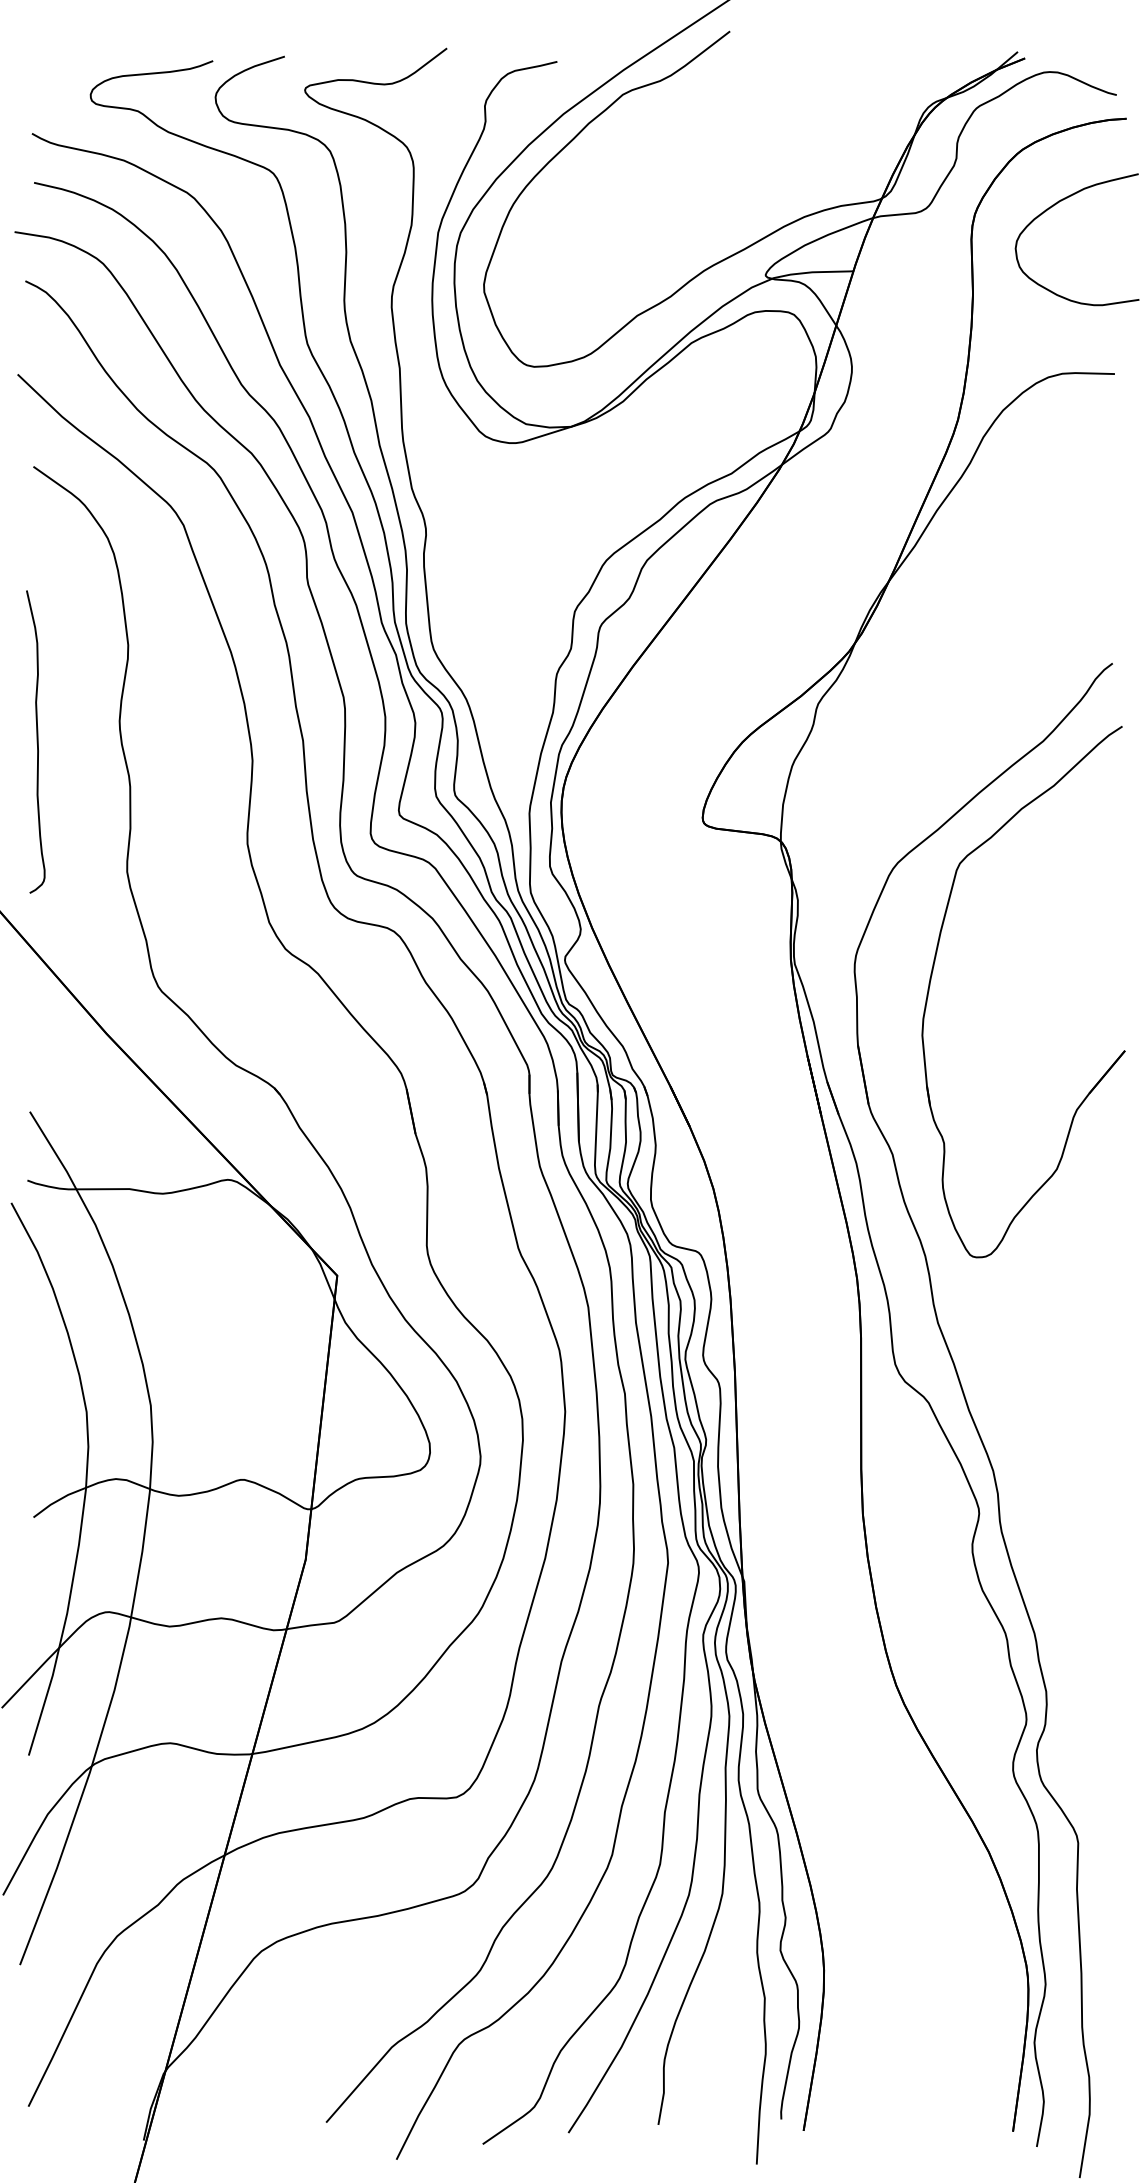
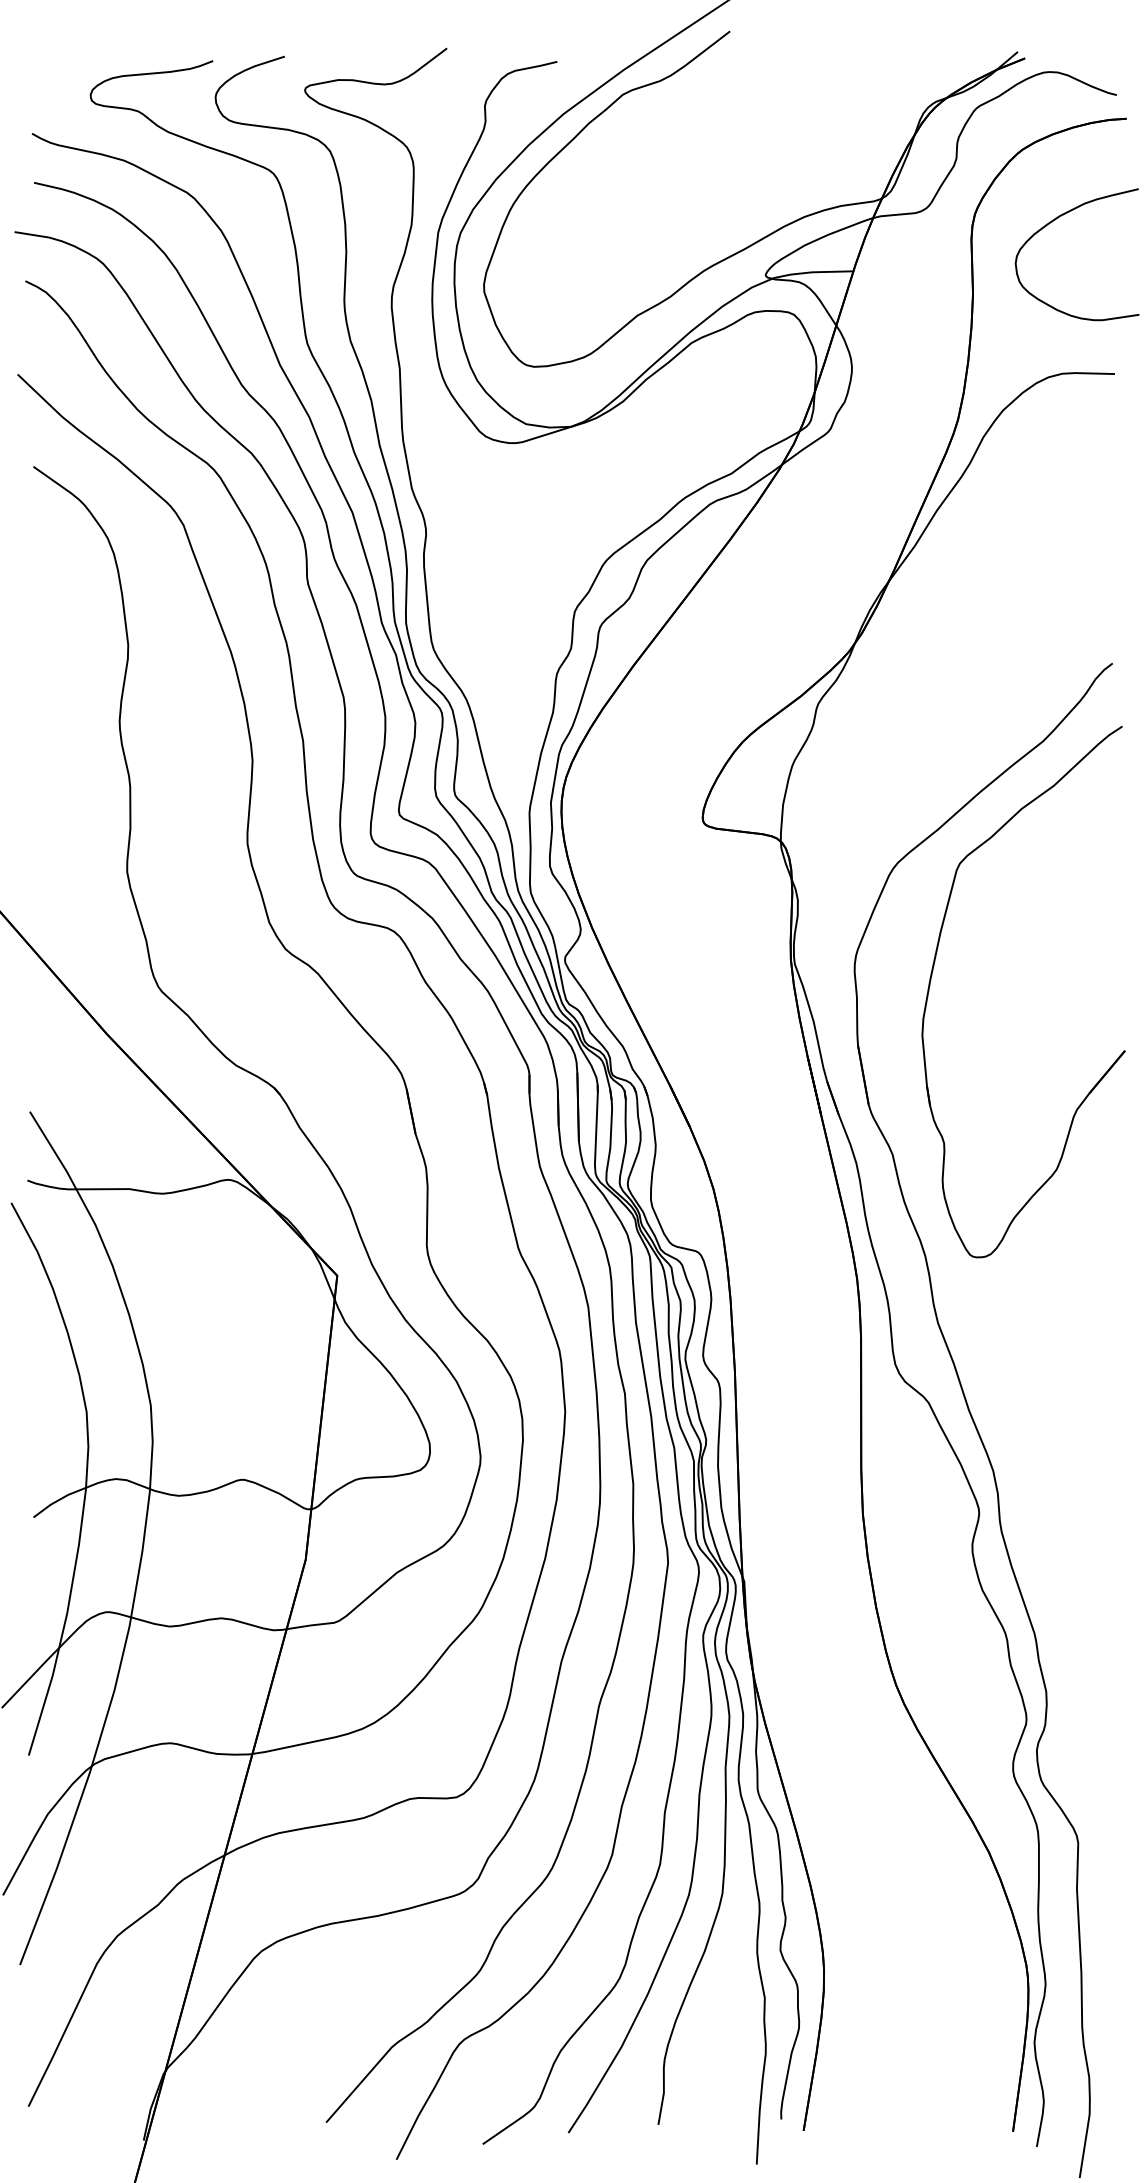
curve position: (1055, 205) -> (1055, 220) (1055, 220)
curve: present -> none (36, 741)
